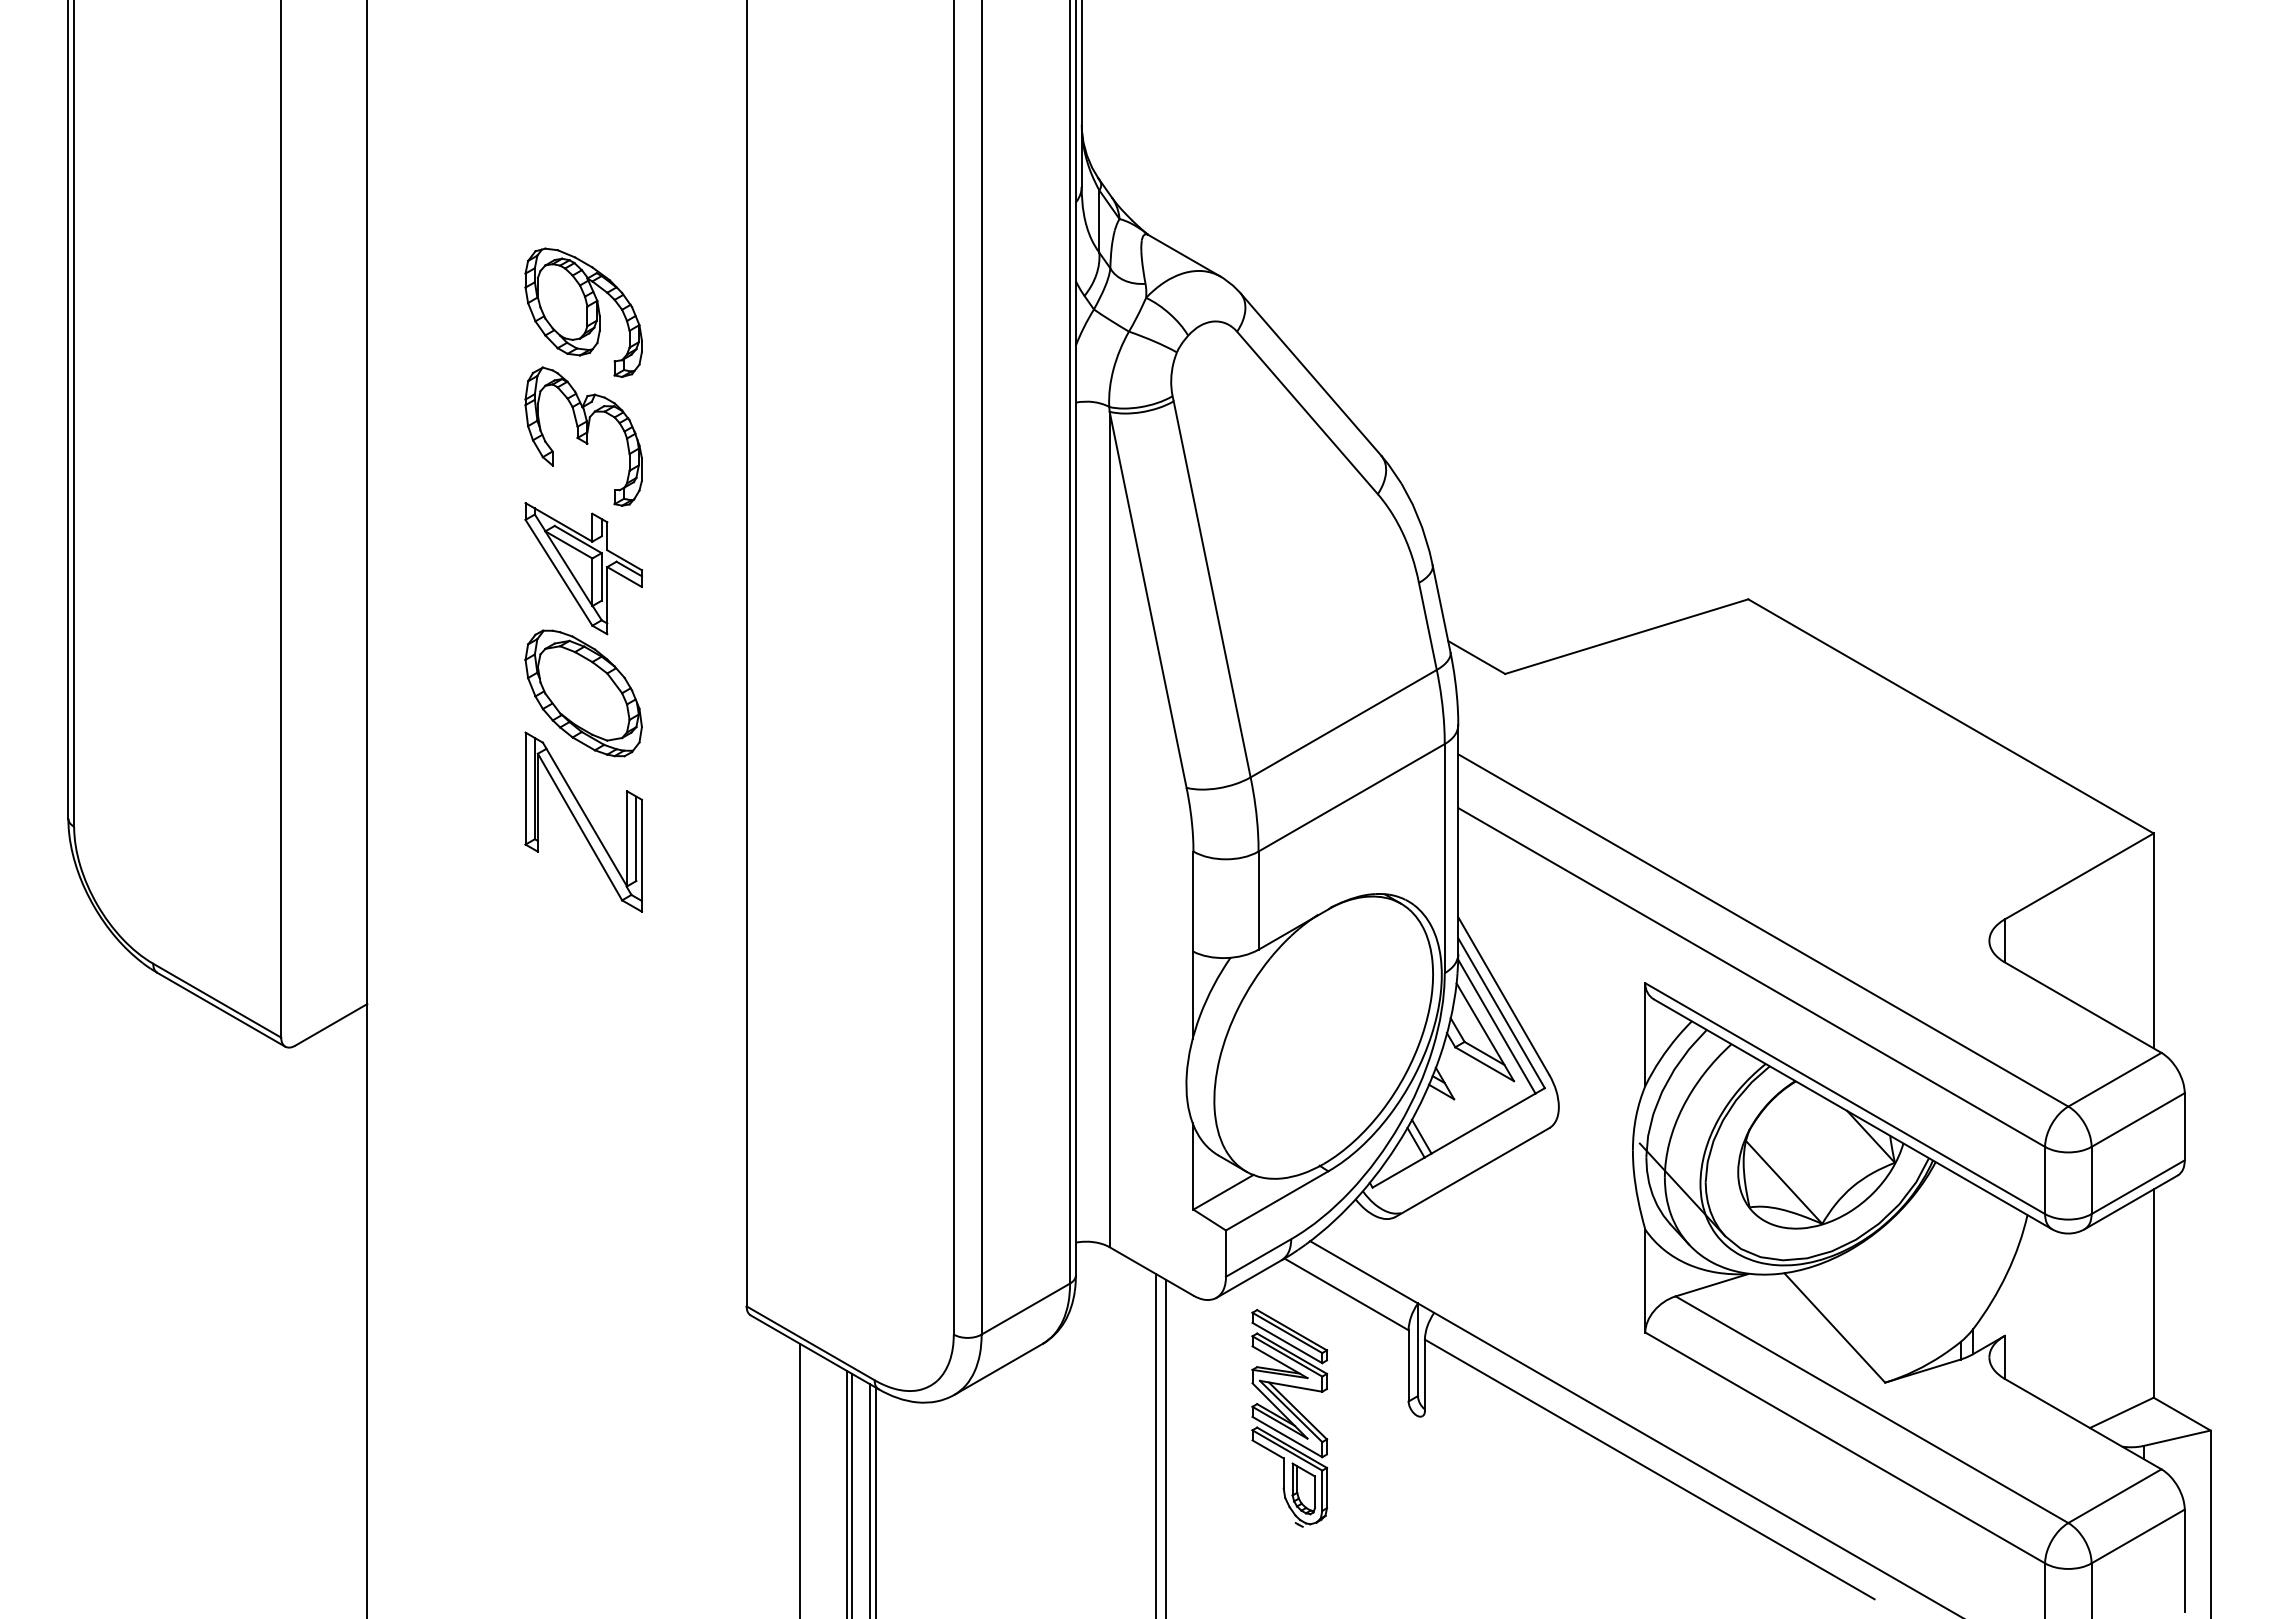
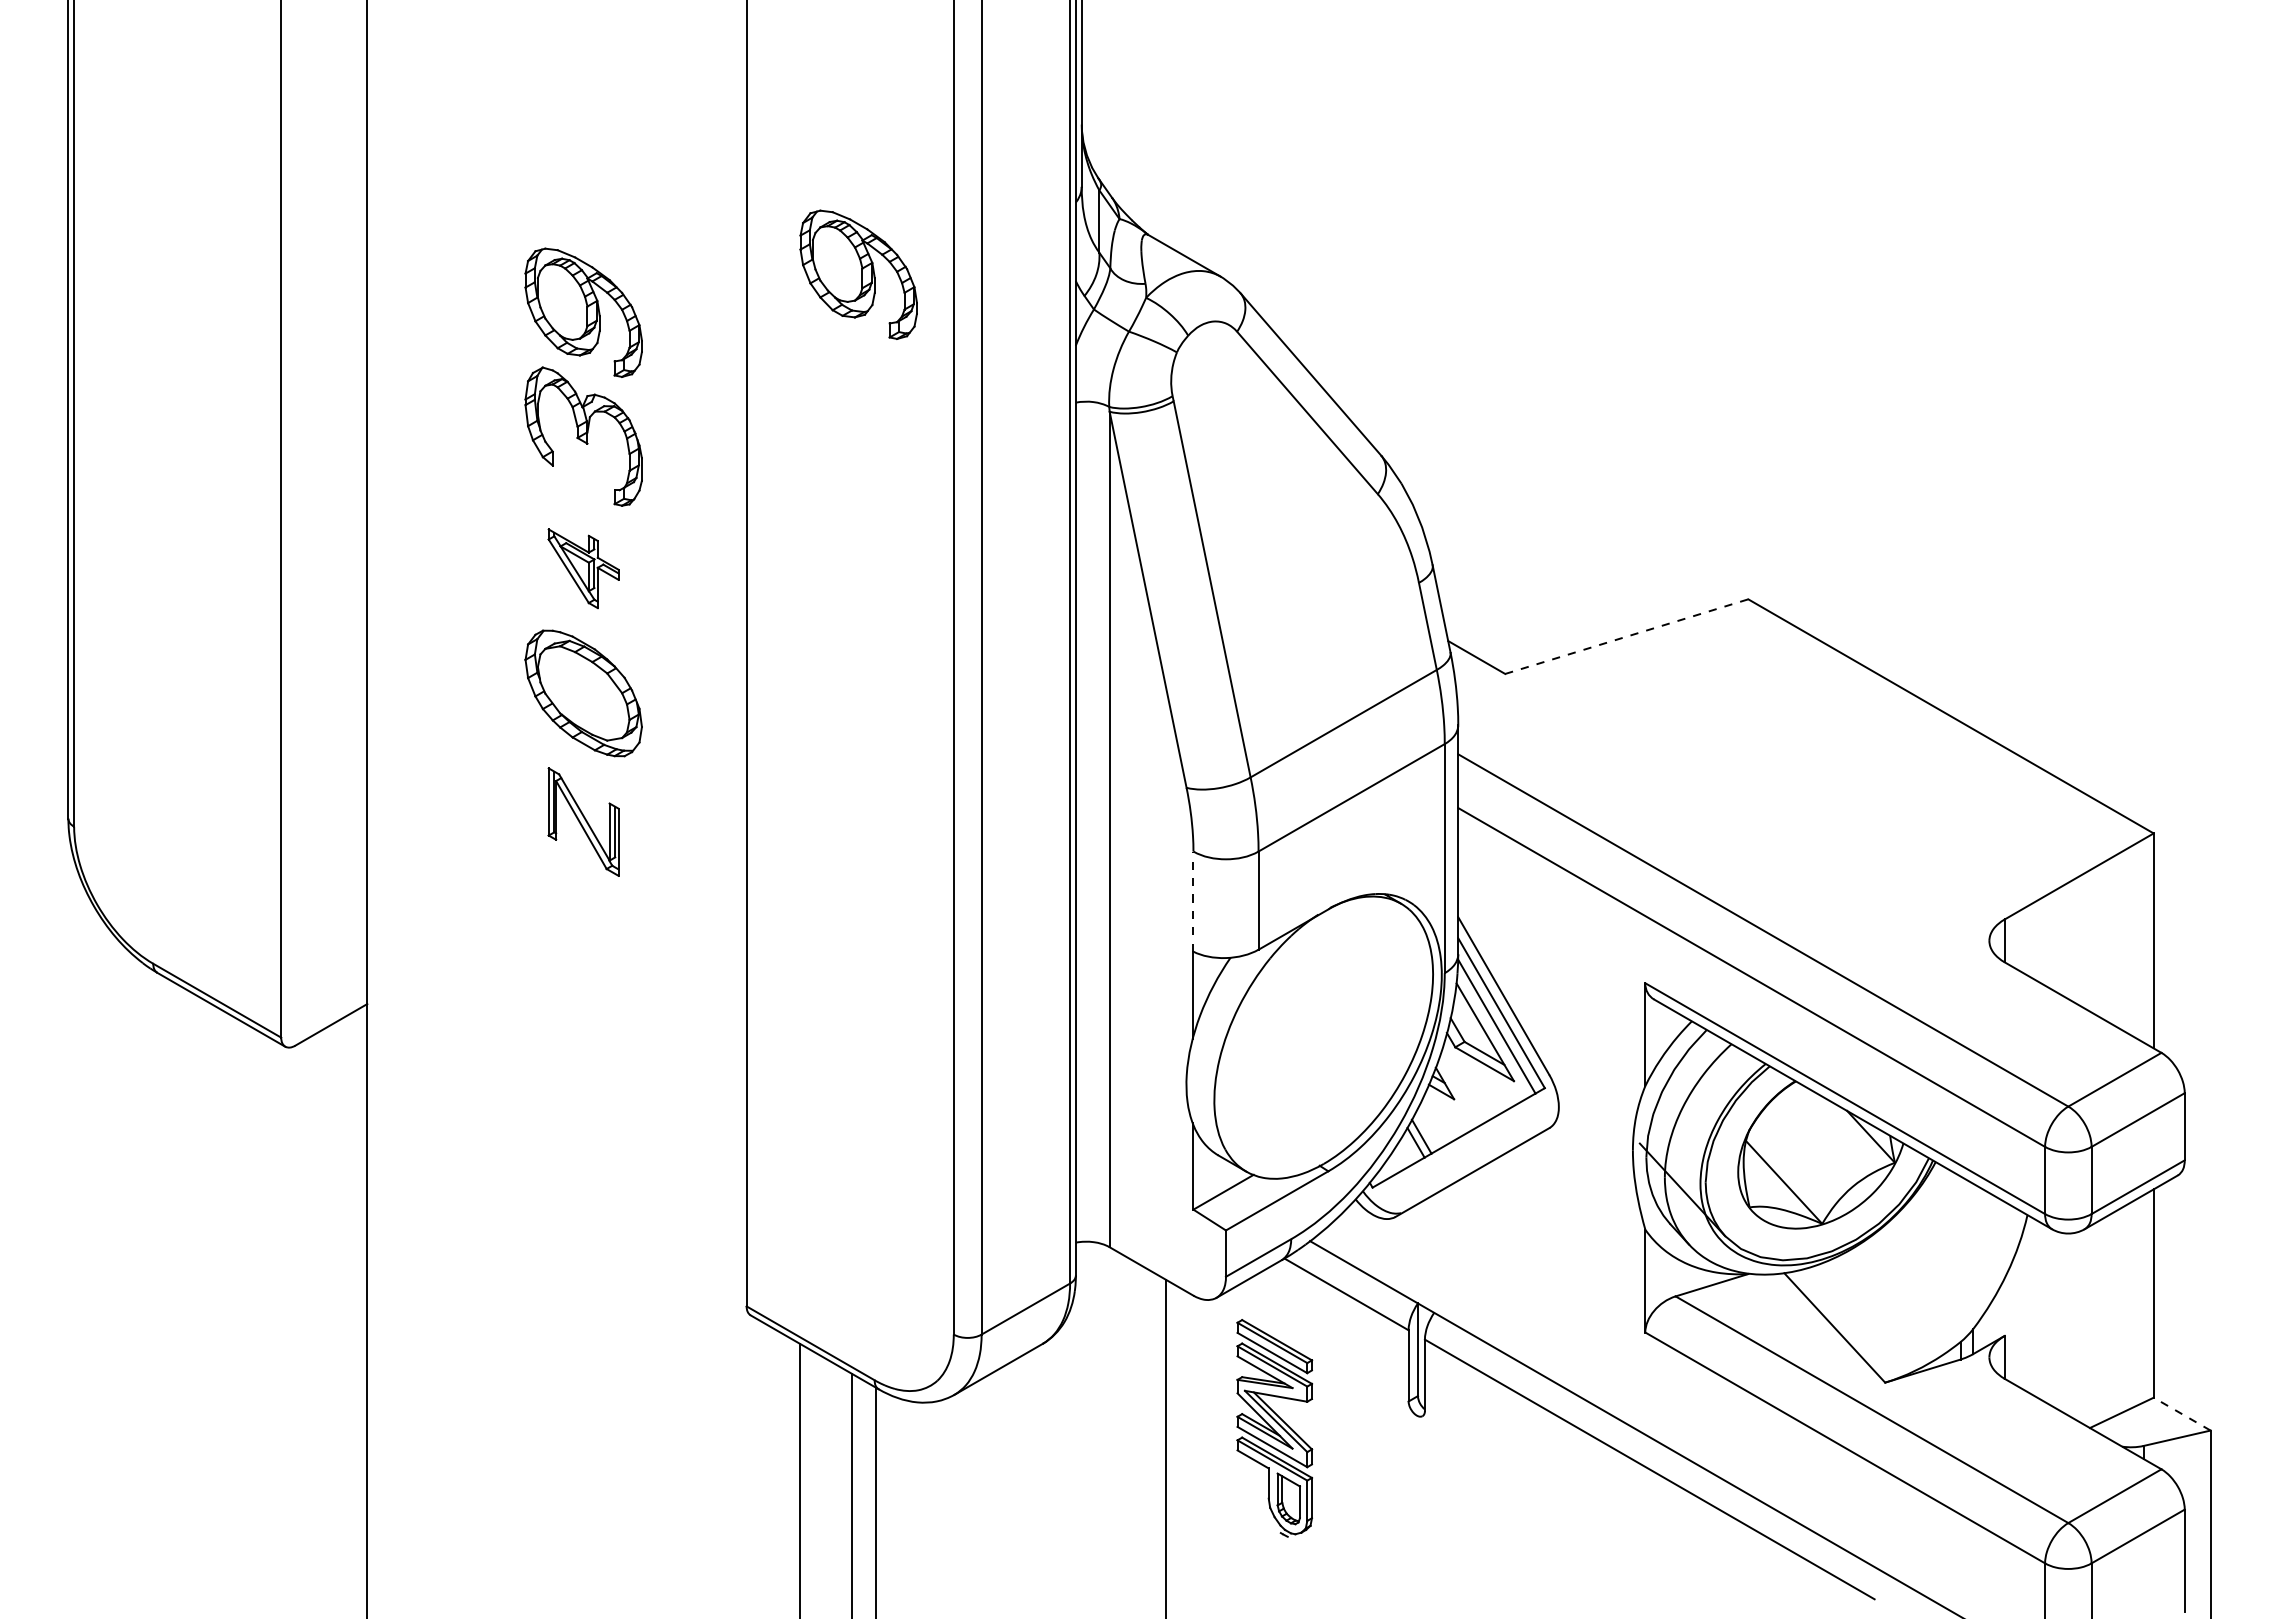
part: none -> present (858, 274)
part size: 119x134 px -> 73x81 px (583, 568)
line: solid -> dashed (1627, 636)
part size: 119x182 px -> 73x110 px (583, 821)
line: solid -> dashed (1193, 901)
line: solid -> dashed (2182, 1414)
part position: (1289, 1418) -> (1274, 1428) (1274, 1428)
line: present -> none (1155, 1444)
line: present -> none (846, 1492)
line: present -> none (869, 1499)
